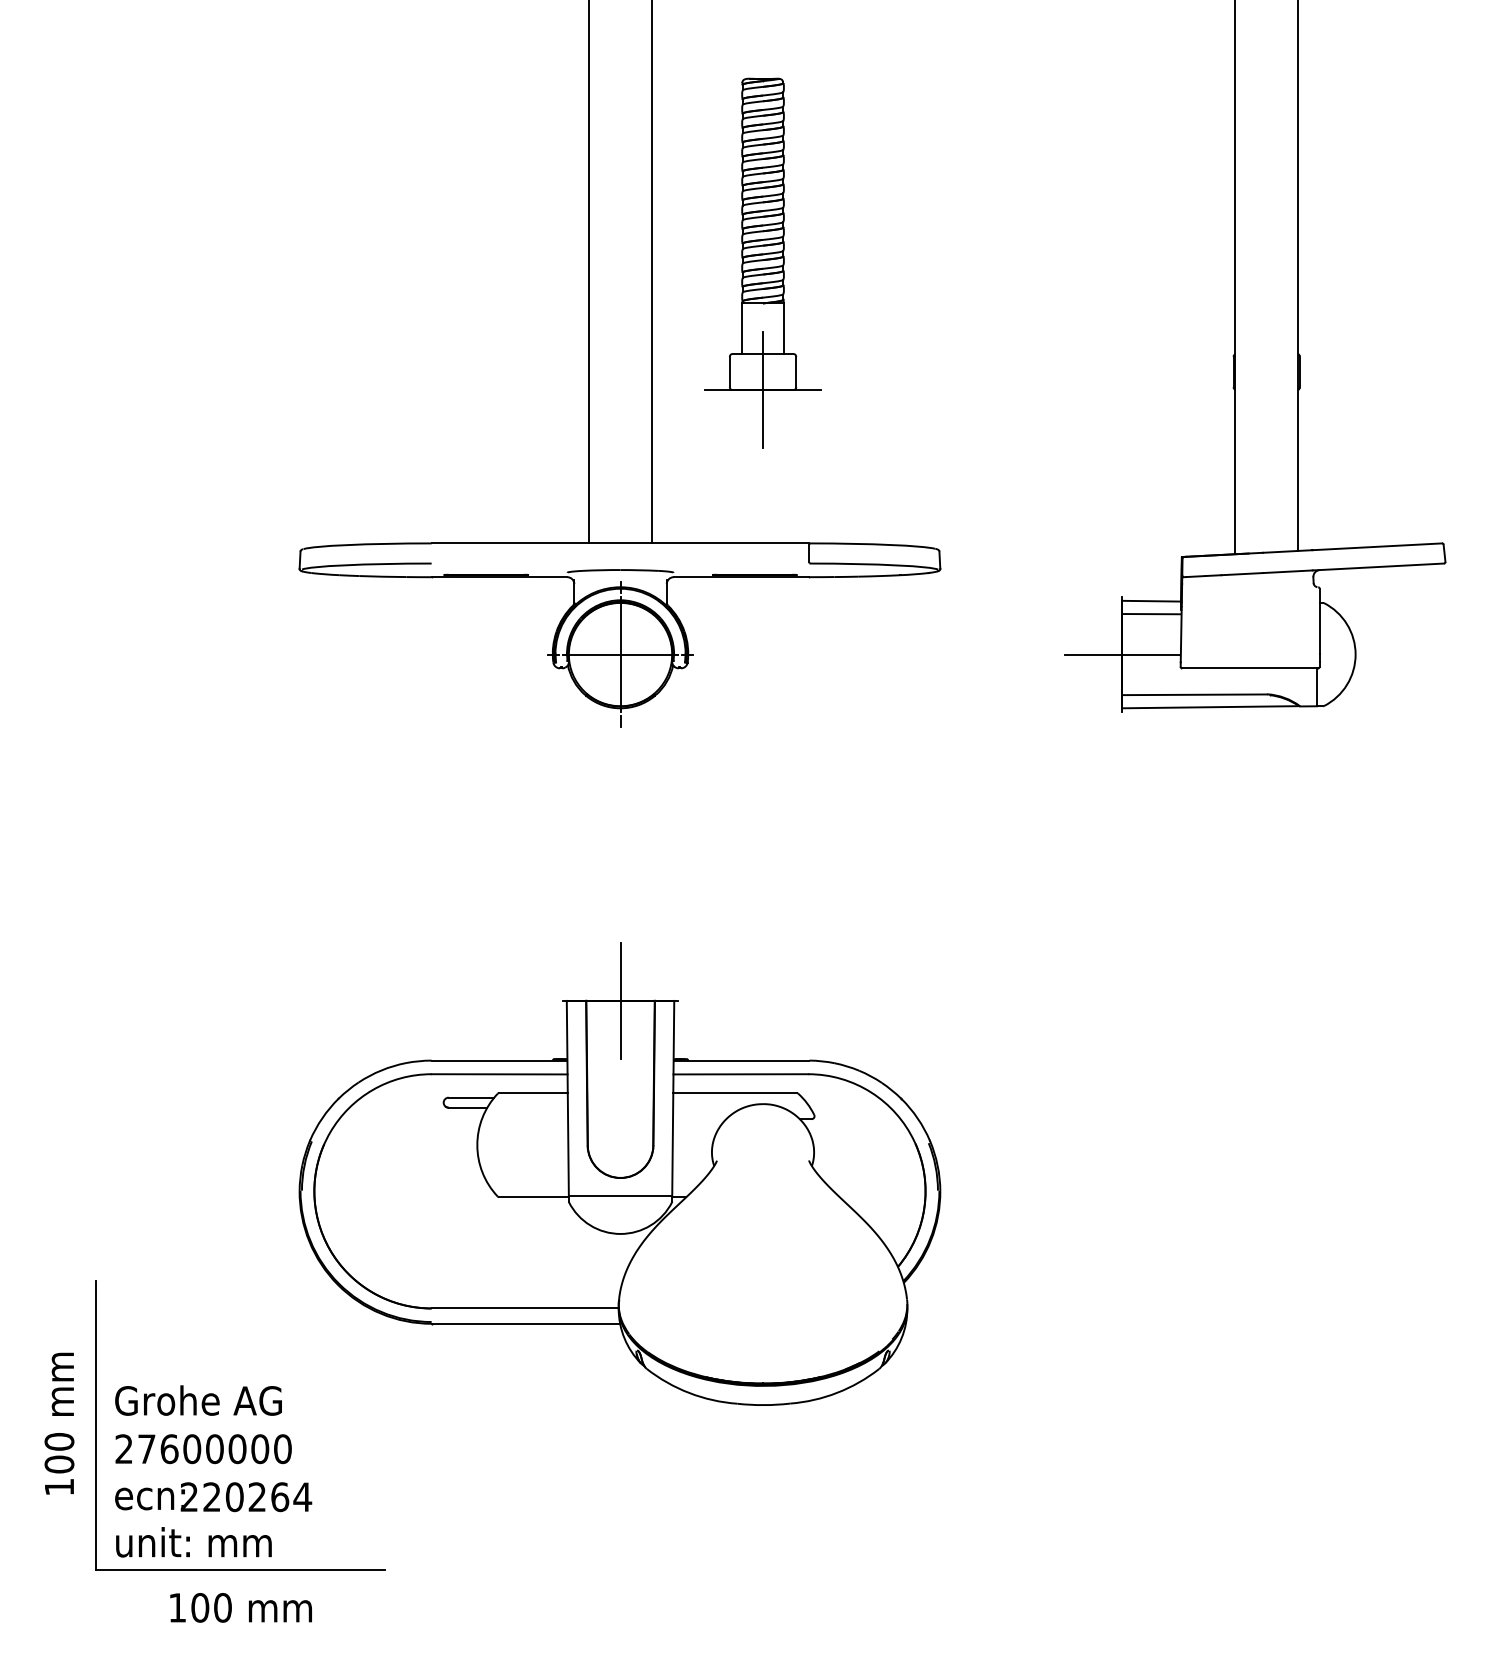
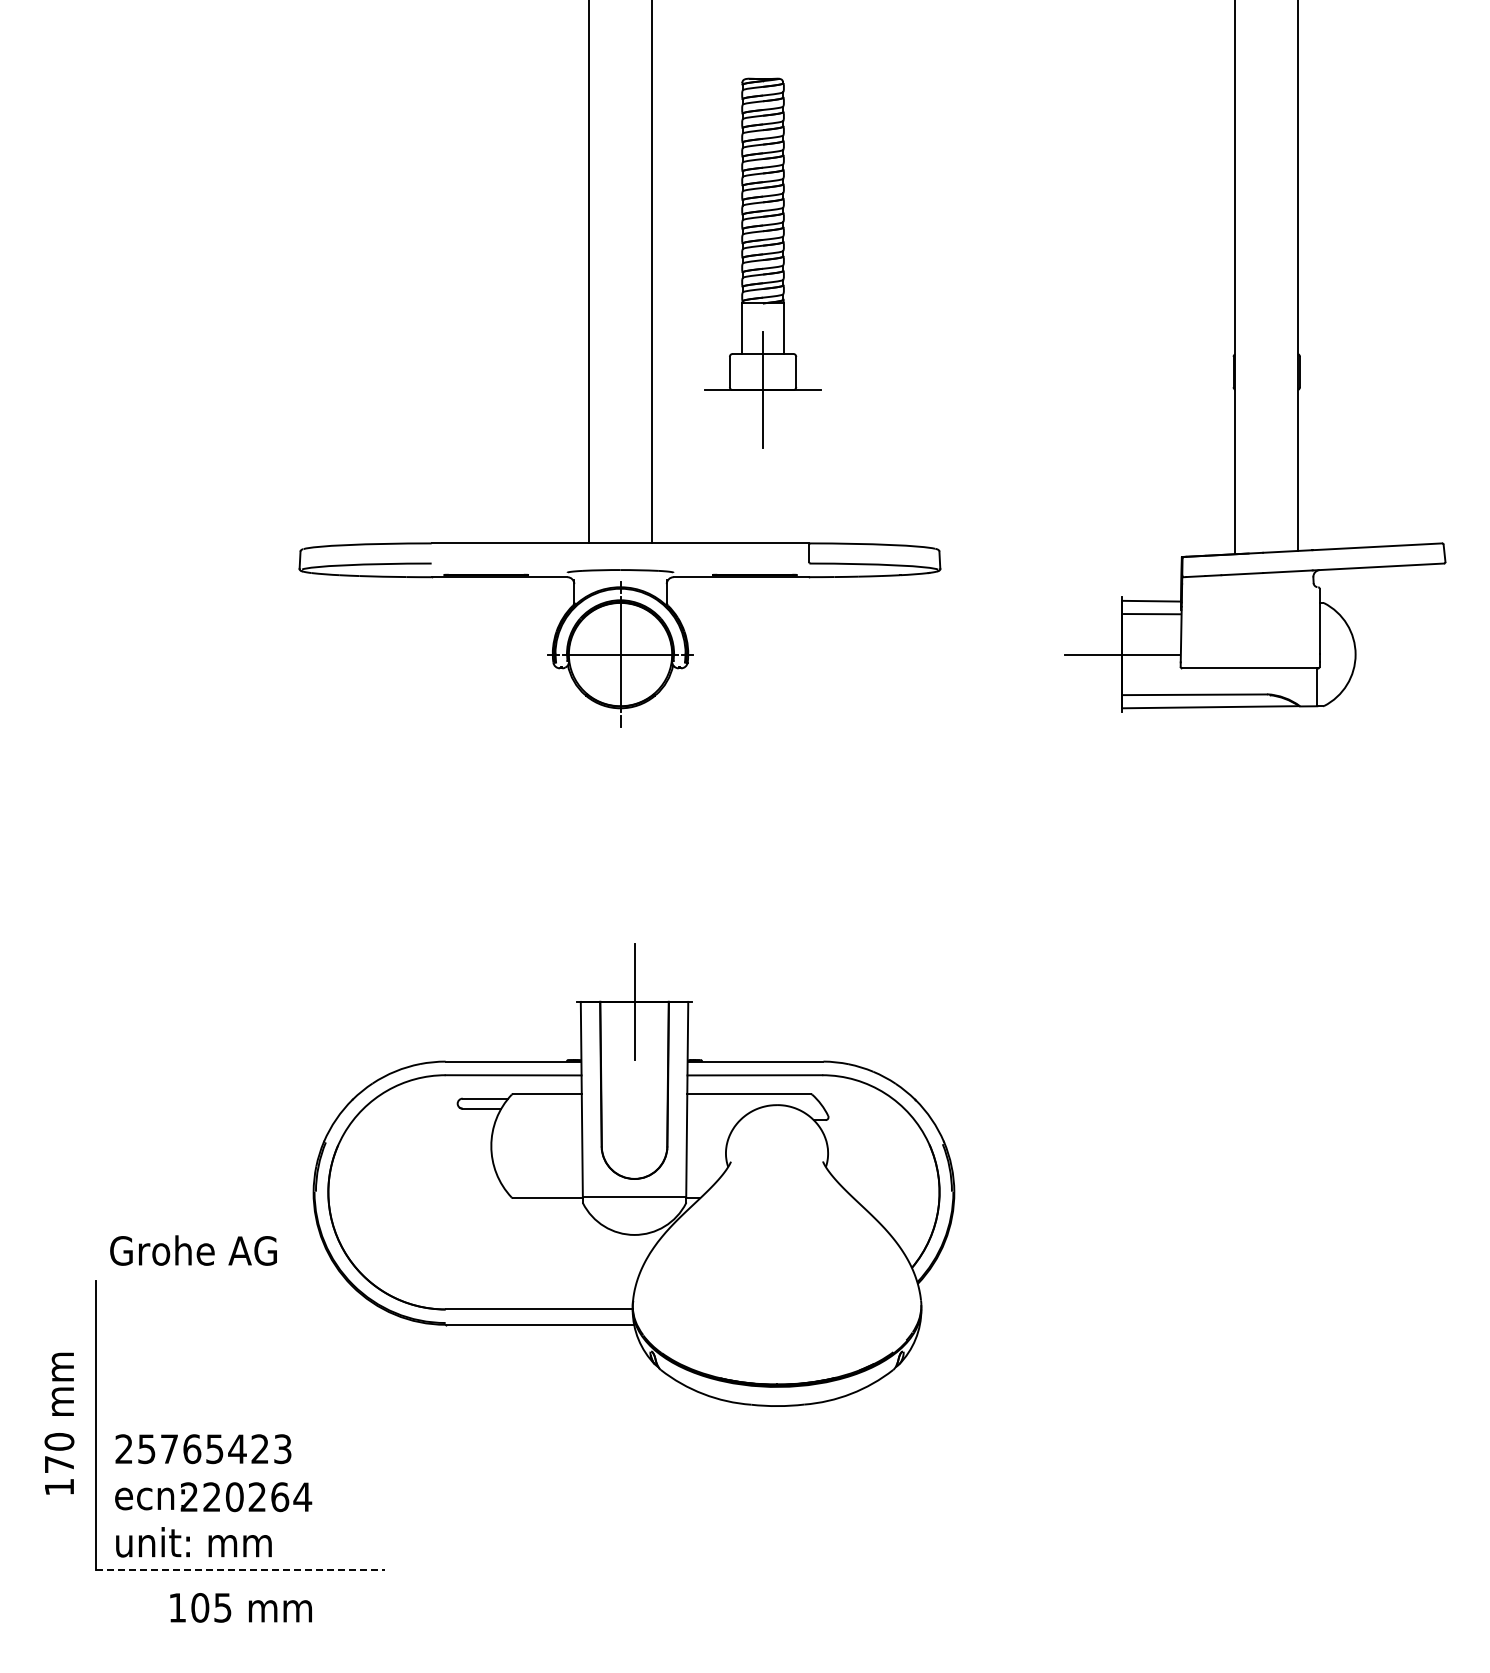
part position: (619, 1173) -> (633, 1174) (633, 1174)
text position: (198, 1400) -> (193, 1250) (193, 1250)
text: 27600000 -> 25765423 (214, 1449)
text: 100 -> 170 (59, 1464)
line: solid -> dashed (240, 1569)
text: 100 -> 105 (222, 1607)
